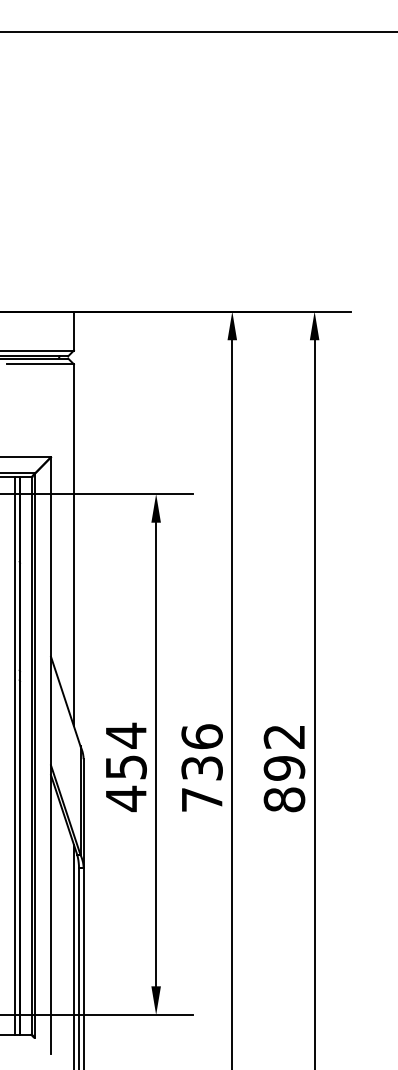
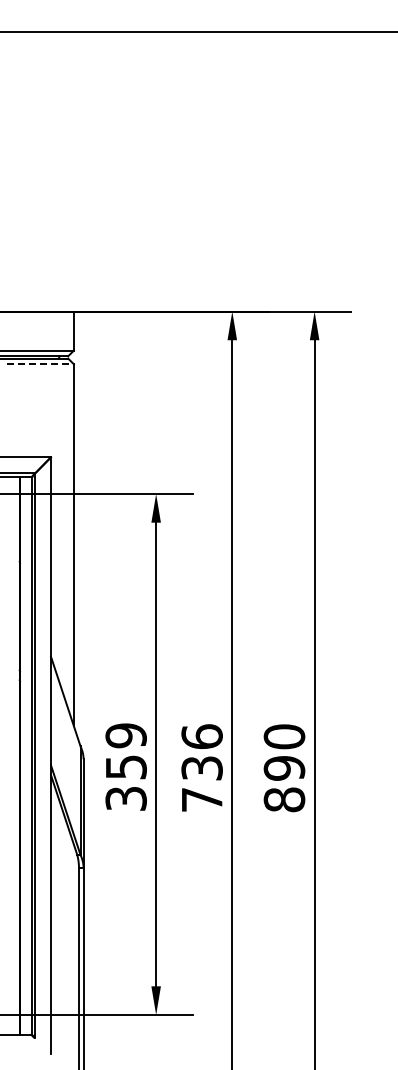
line: solid -> dashed (41, 364)
text: 892 -> 890 (284, 736)
line: present -> none (15, 755)
text: 454 -> 359 (125, 767)
line: present -> none (73, 955)
